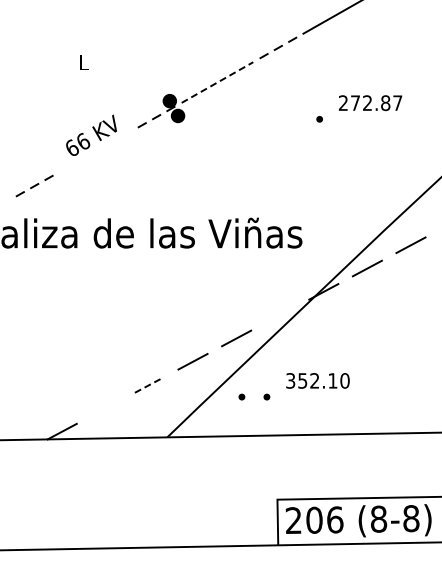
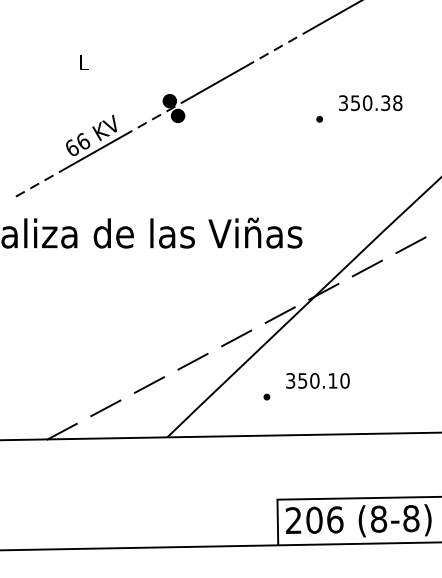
line: dashed -> solid (217, 82)
text: 272.87 -> 350.38 (370, 103)
line: none -> present (95, 151)
line: none -> present (279, 314)
text: 352.10 -> 350.10 (314, 380)
line: dashed -> solid (149, 384)
part: present -> none (241, 396)
line: none -> present (105, 408)
